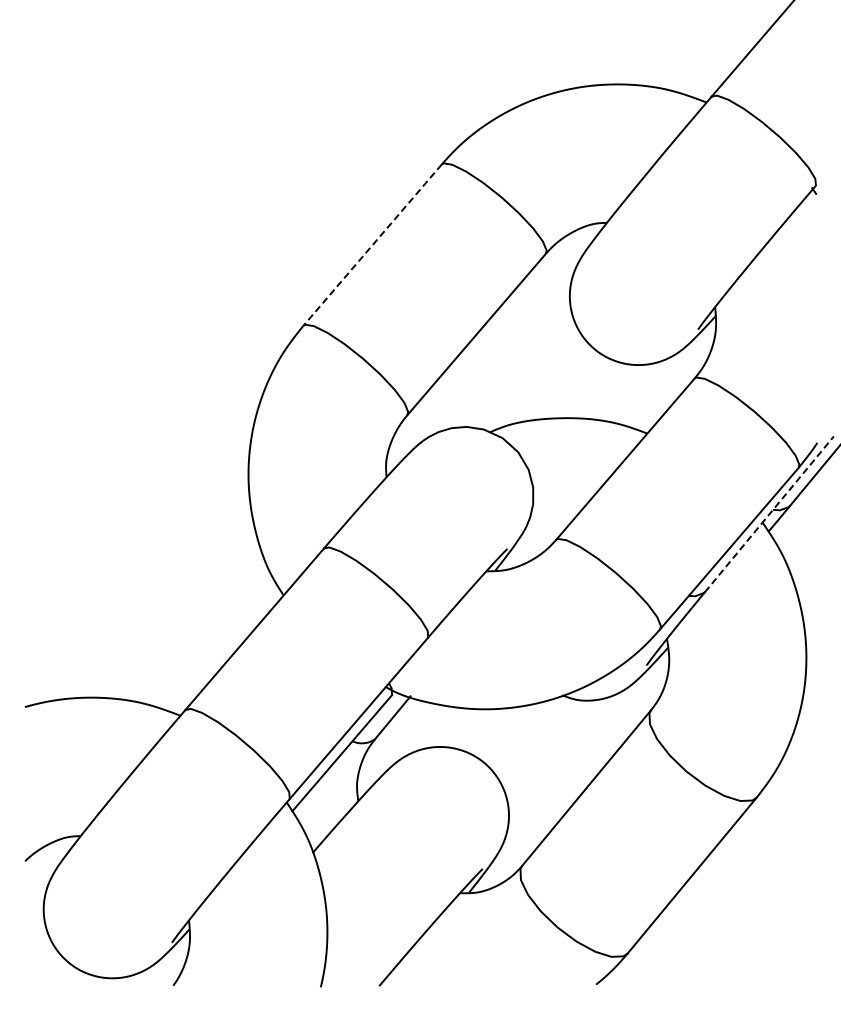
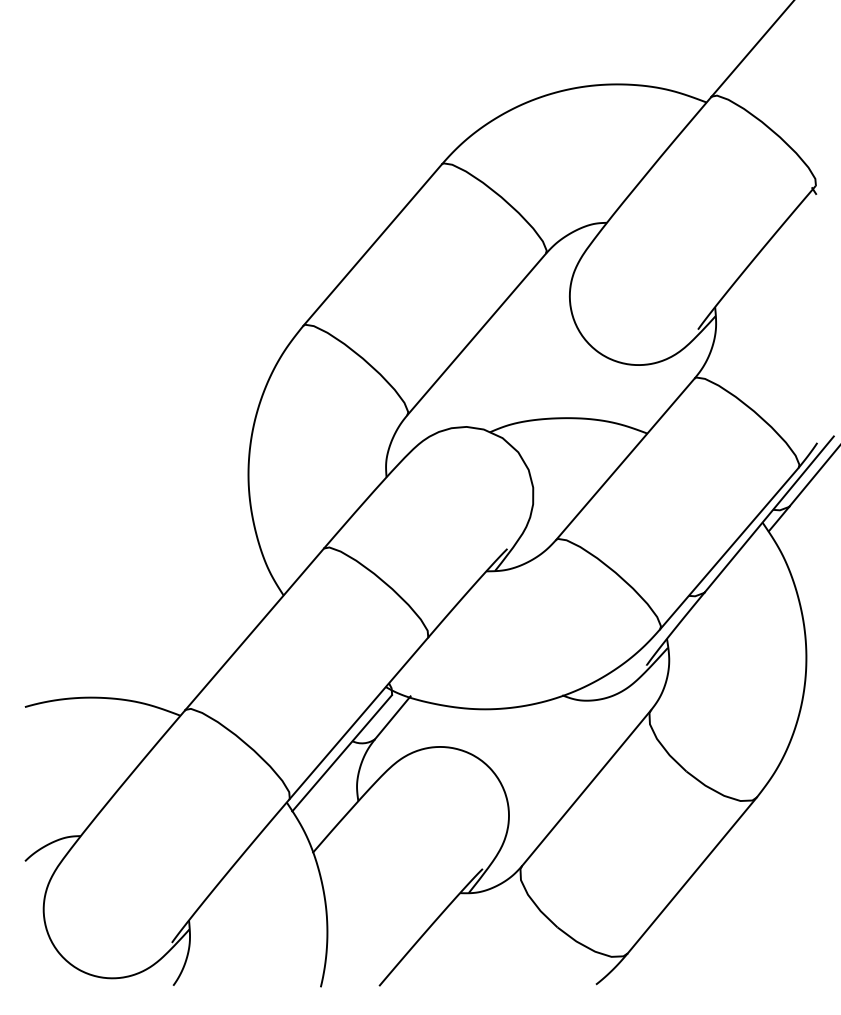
line: dashed -> solid (372, 245)
line: dashed -> solid (769, 513)
